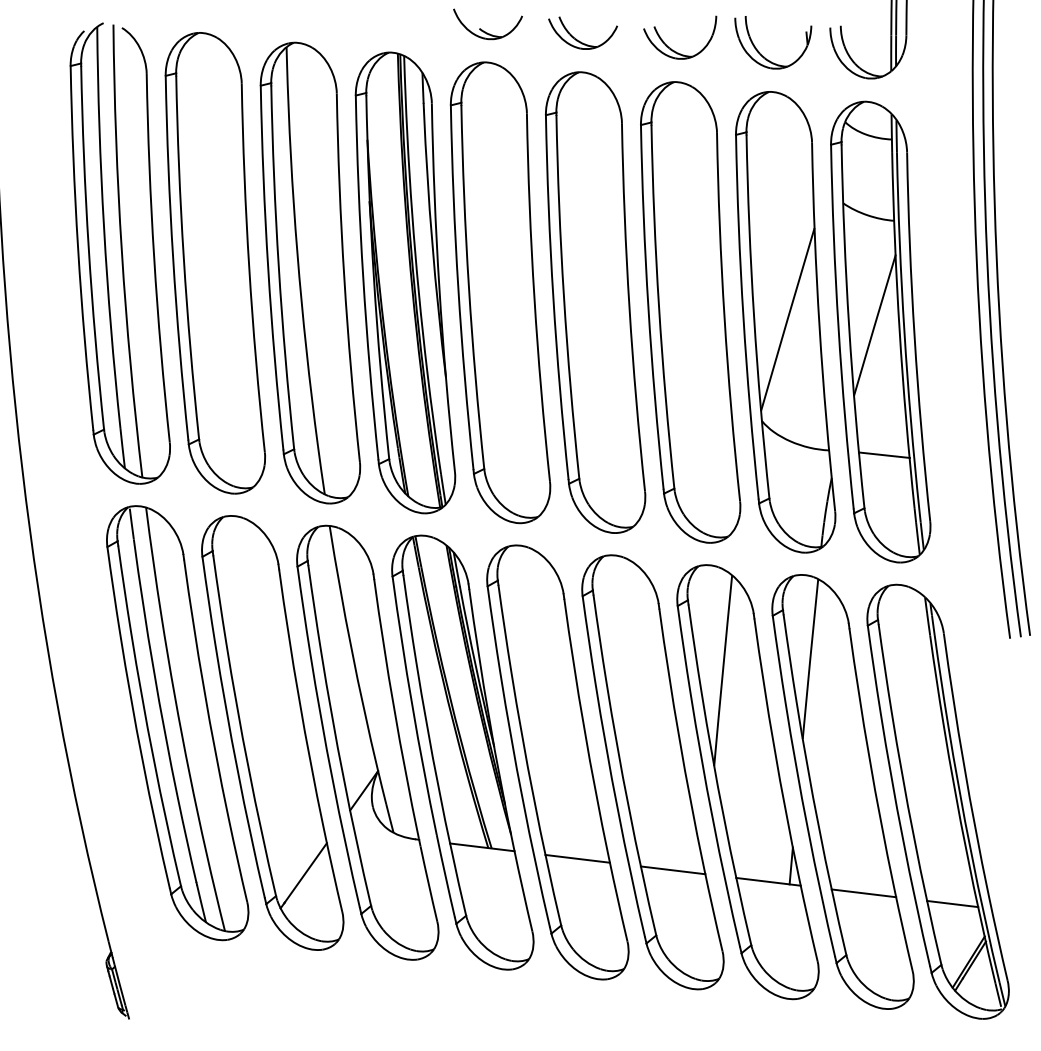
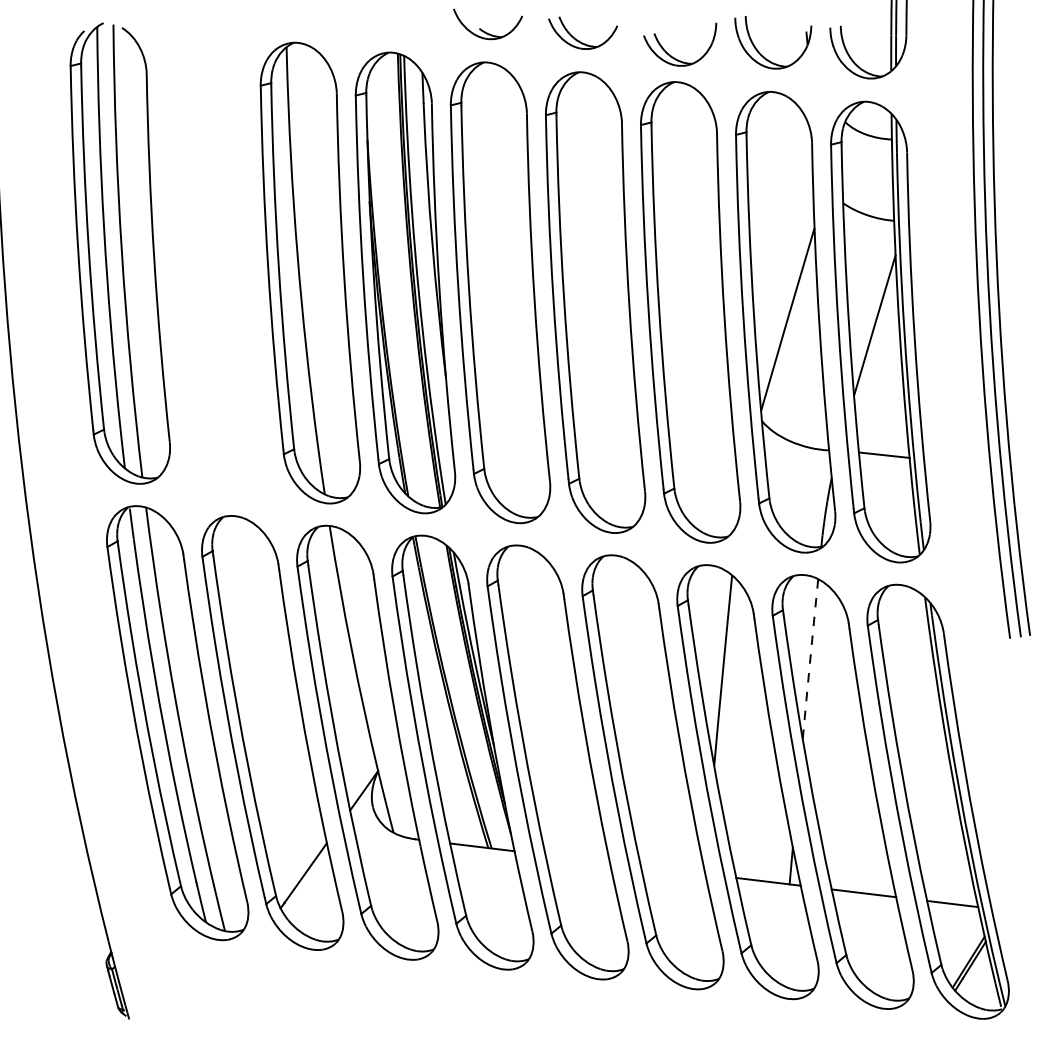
part position: (670, 47) -> (670, 54) (670, 54)
part: present -> none (214, 263)
arc: solid -> dashed (810, 659)
line: present -> none (577, 858)
line: present -> none (672, 870)
